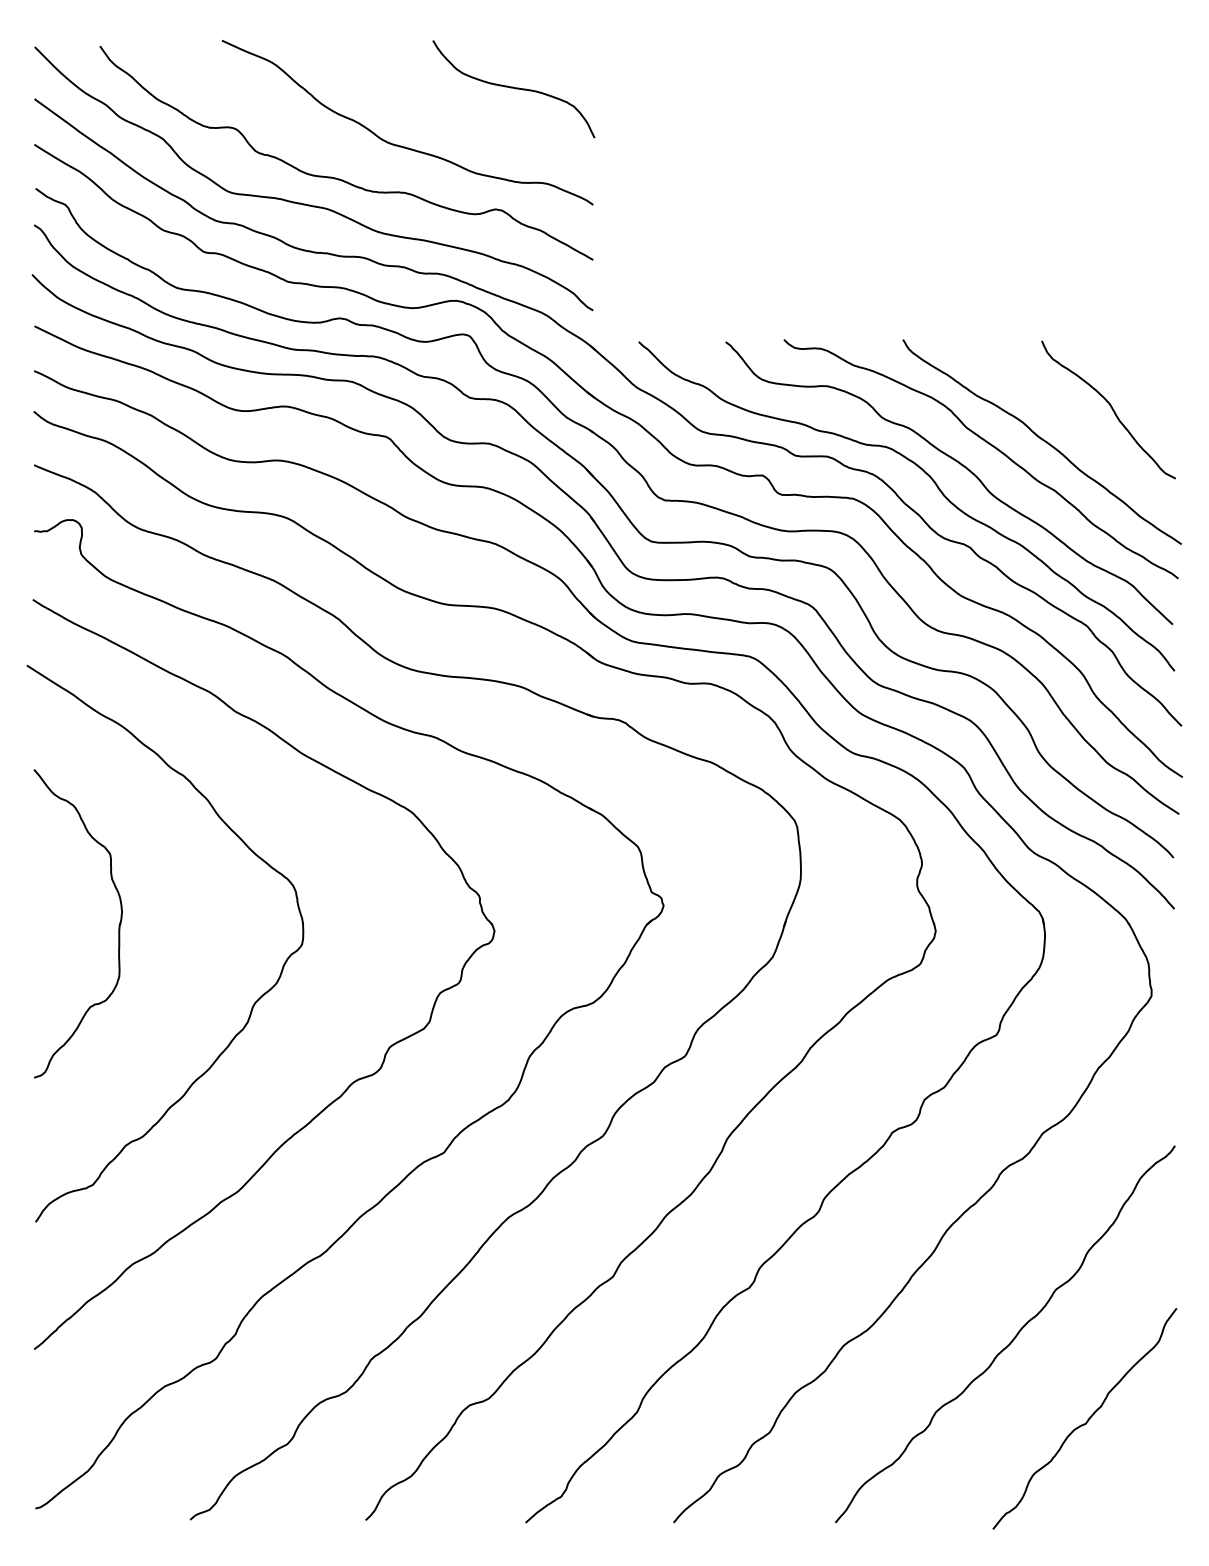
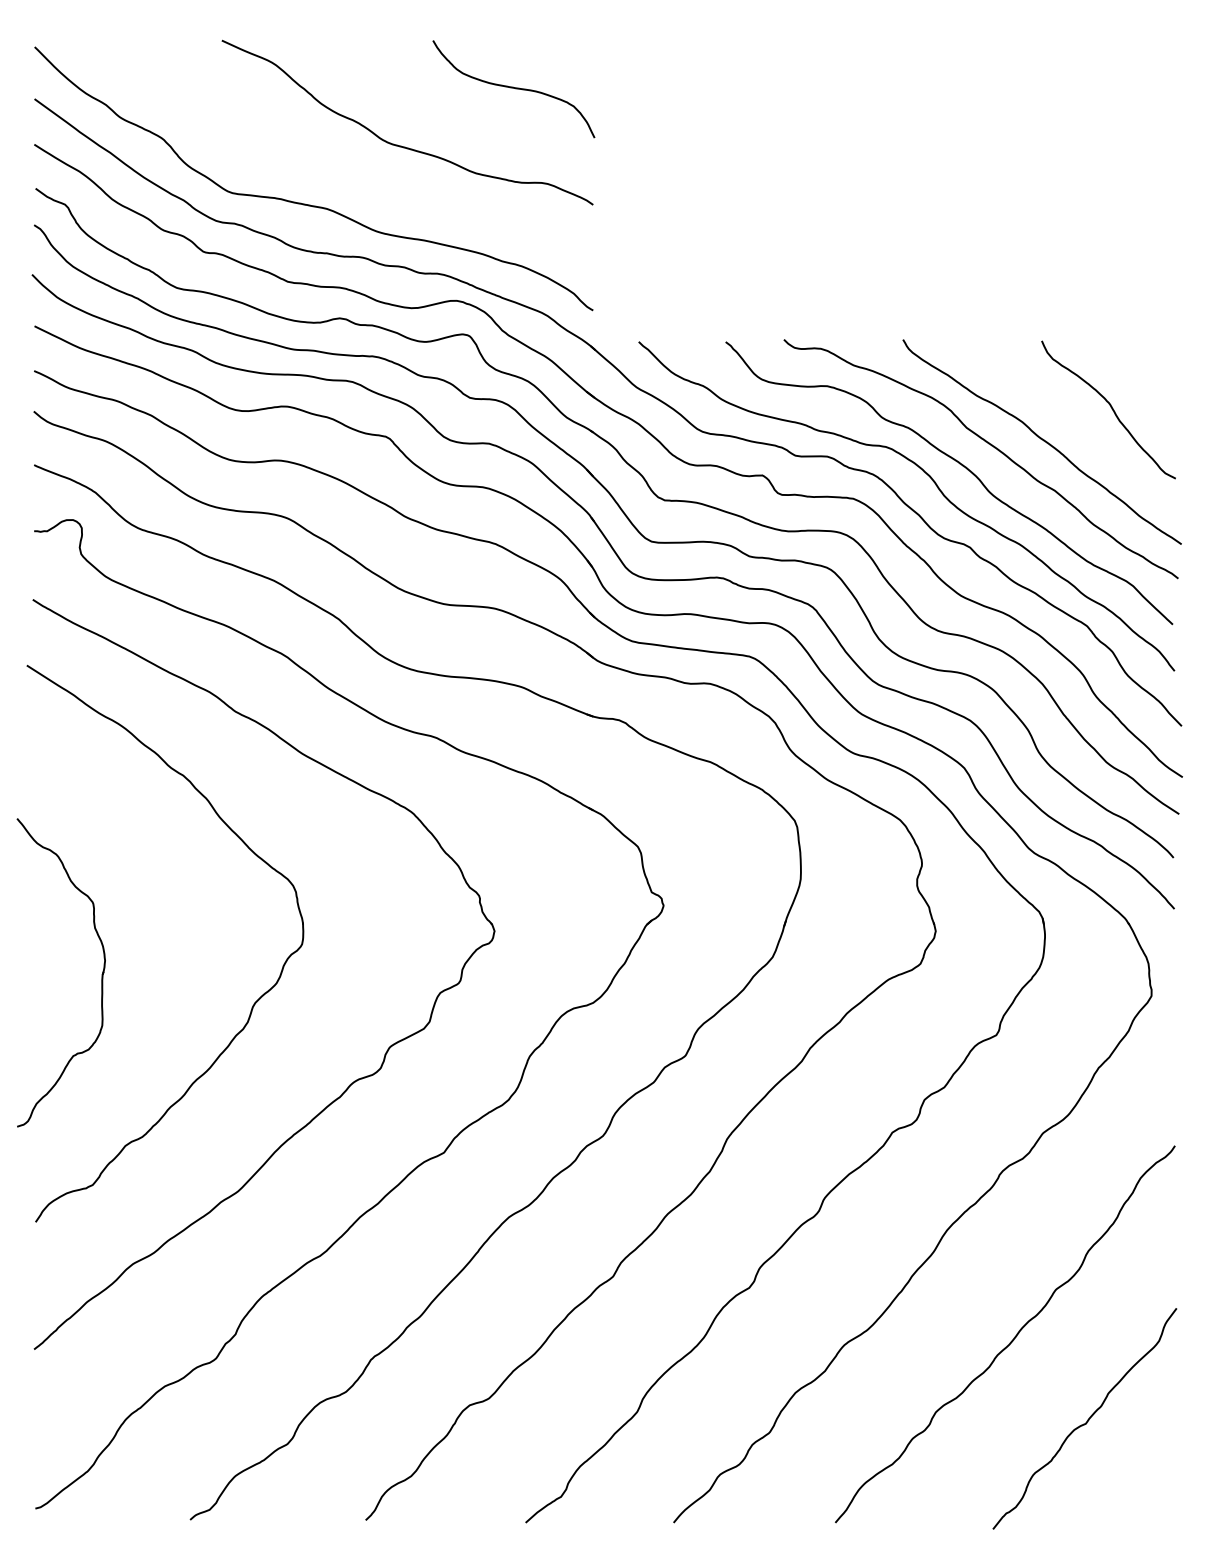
curve: present -> none (336, 177)
part position: (118, 925) -> (101, 974) (101, 974)
